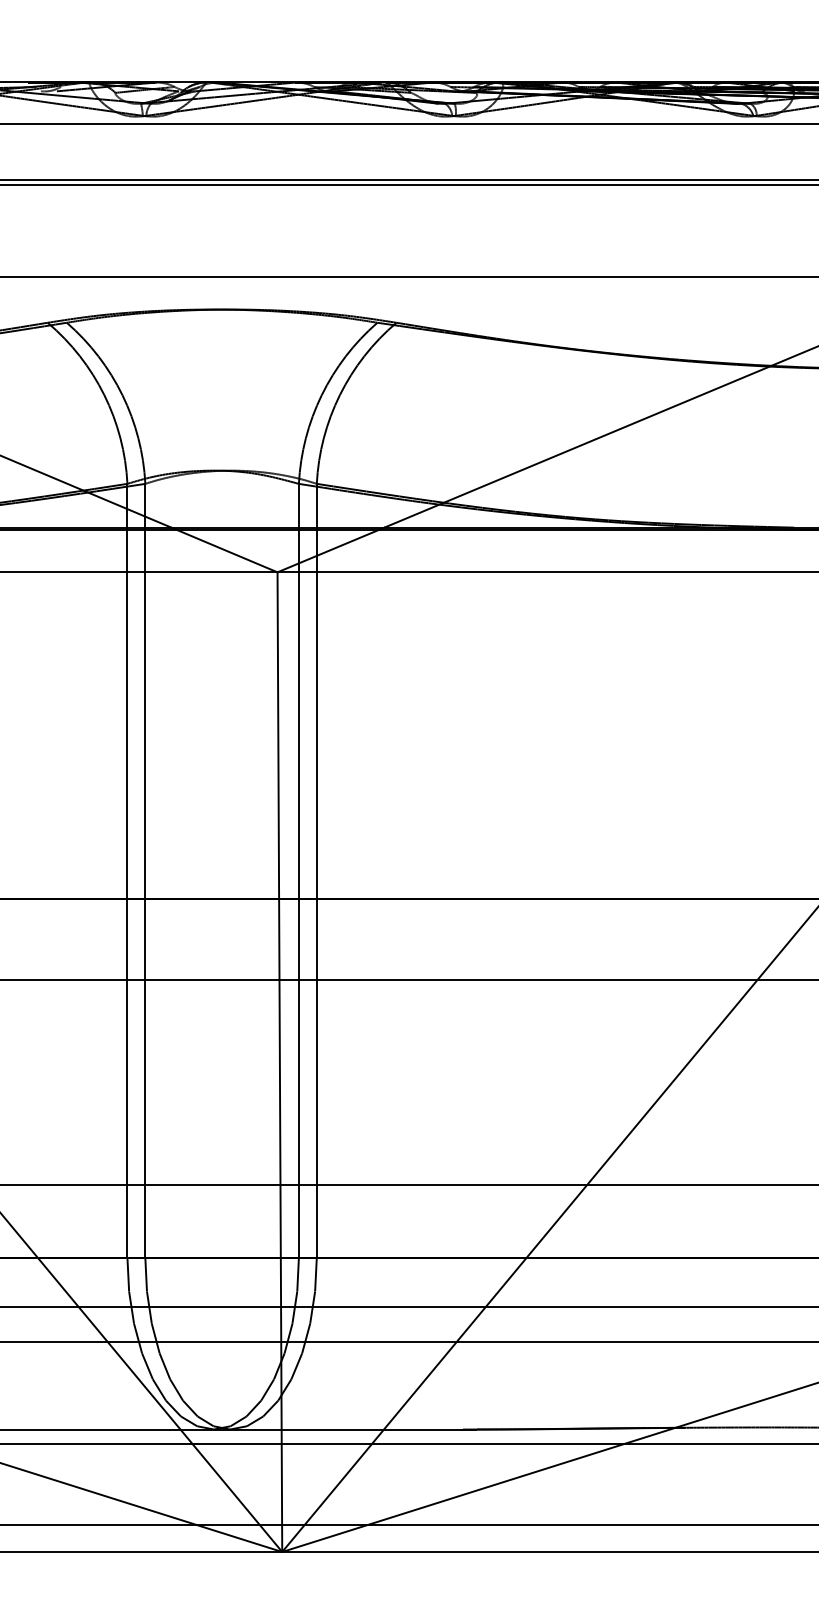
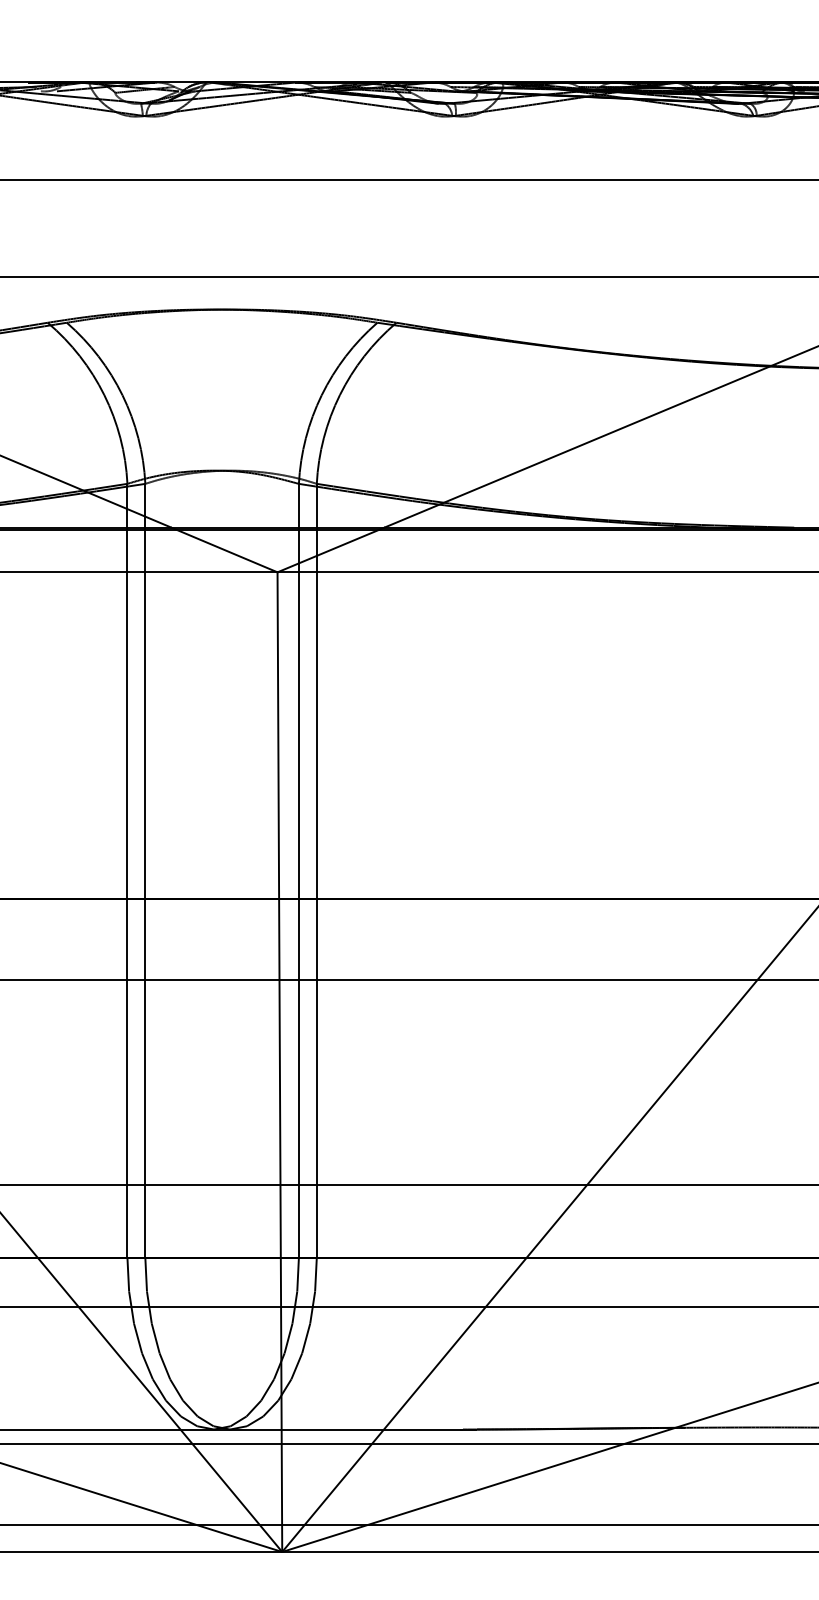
line: present -> none (408, 124)
line: present -> none (408, 185)
line: present -> none (408, 1342)
